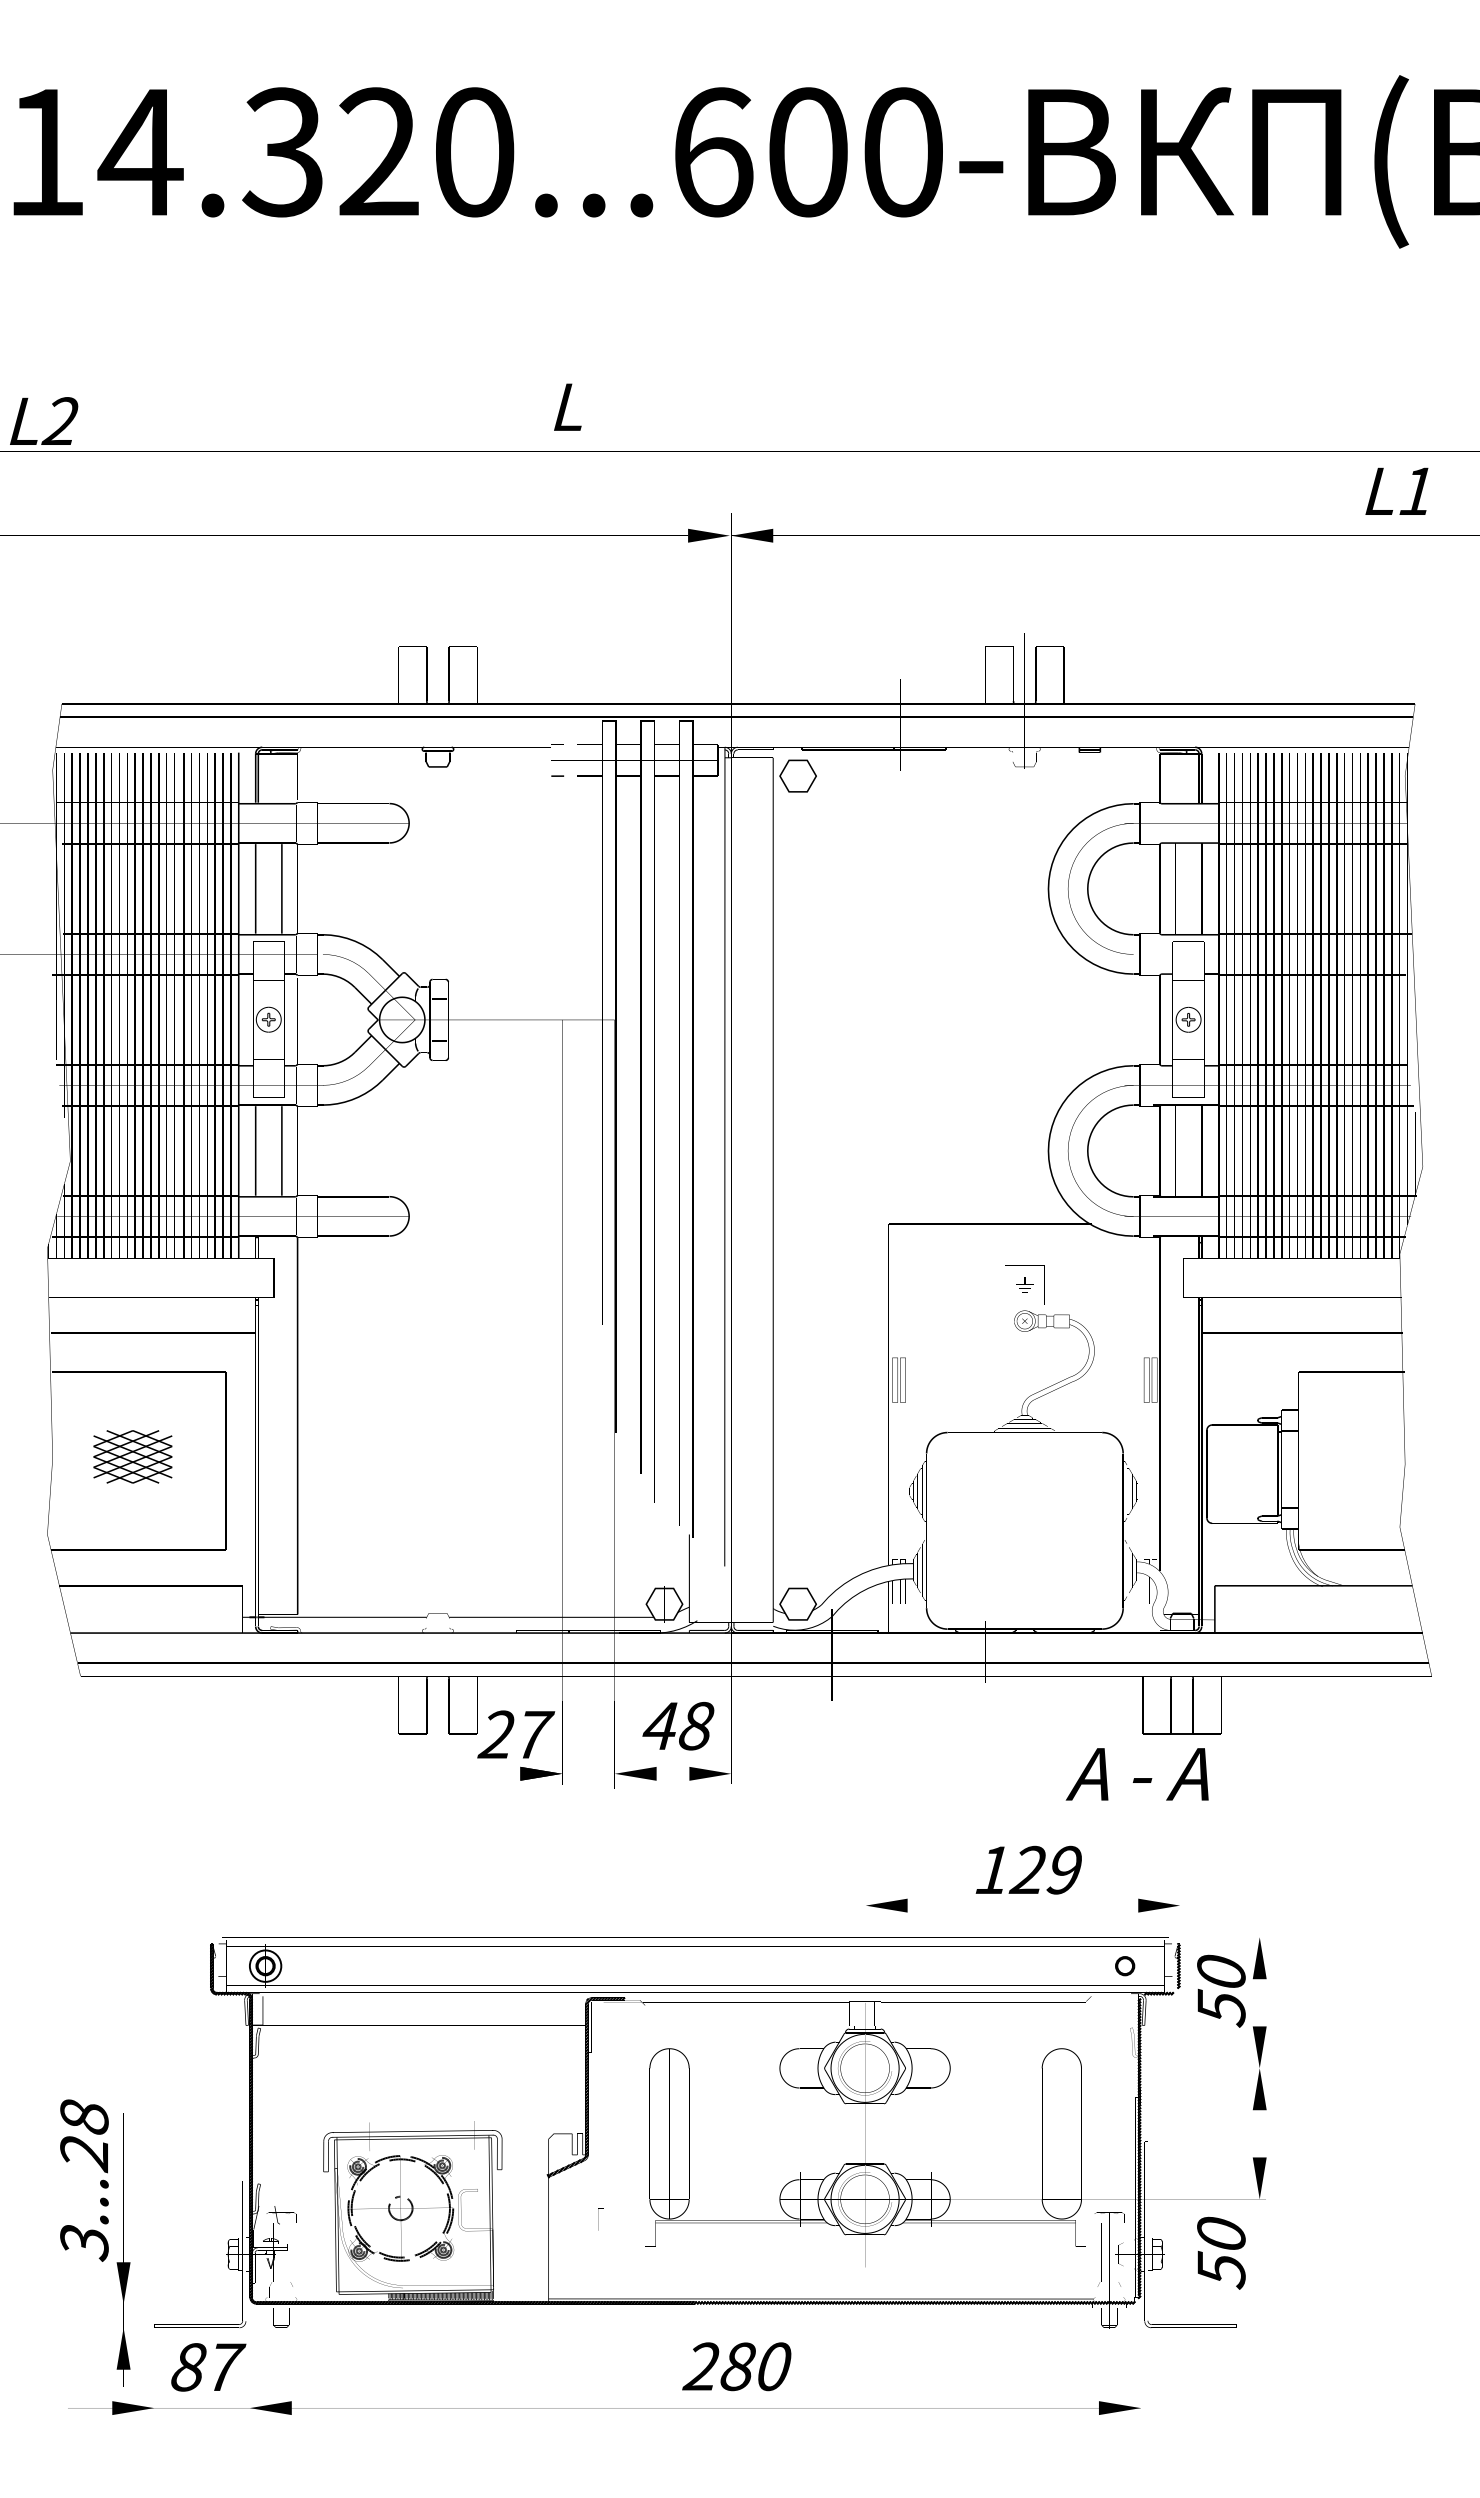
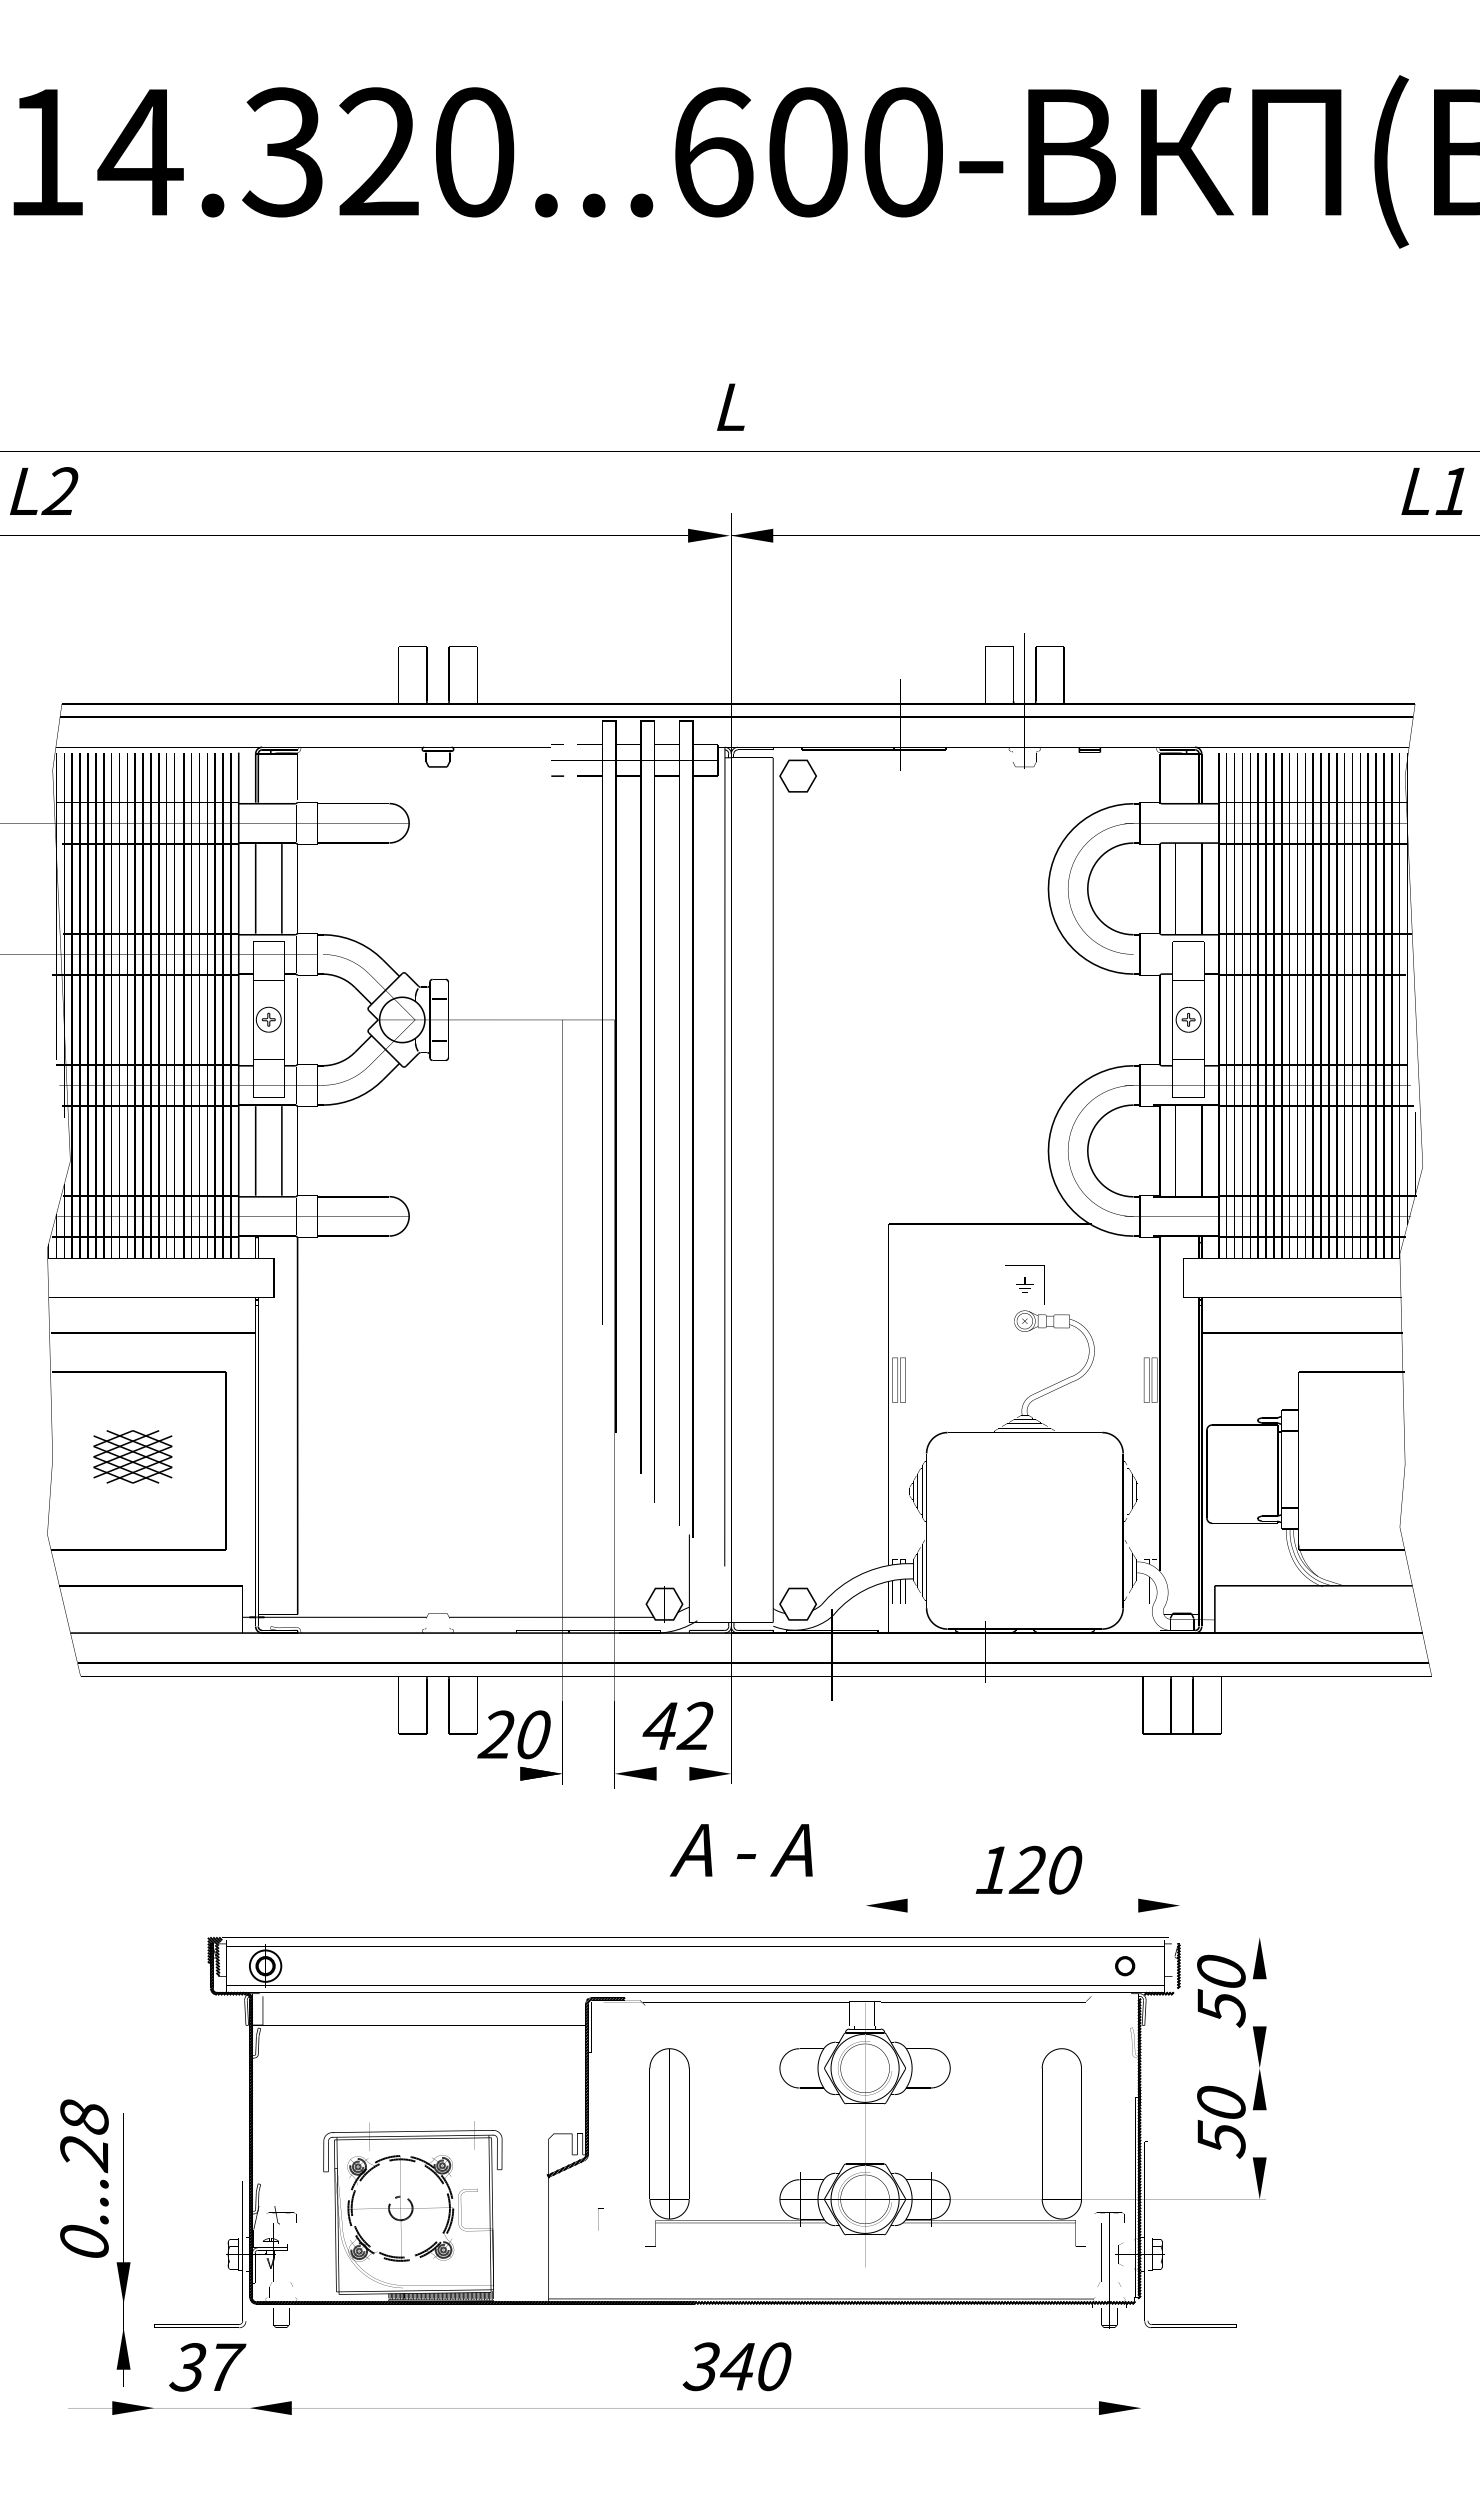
text position: (567, 406) -> (730, 406) (730, 406)
text position: (44, 420) -> (44, 490) (44, 490)
text position: (1396, 490) -> (1432, 490) (1432, 490)
text: 48 -> 42 (695, 1725)
text: 27 -> 20 (536, 1734)
text position: (1136, 1774) -> (740, 1850) (740, 1850)
text: 129 -> 120 (1064, 1869)
hatch: none -> present (214, 1956)
text: 3...28 -> 0...28 (84, 2242)
text position: (1221, 2252) -> (1221, 2121) (1221, 2121)
text: 280 -> 340 (718, 2366)
text: 87 -> 37 (187, 2367)
